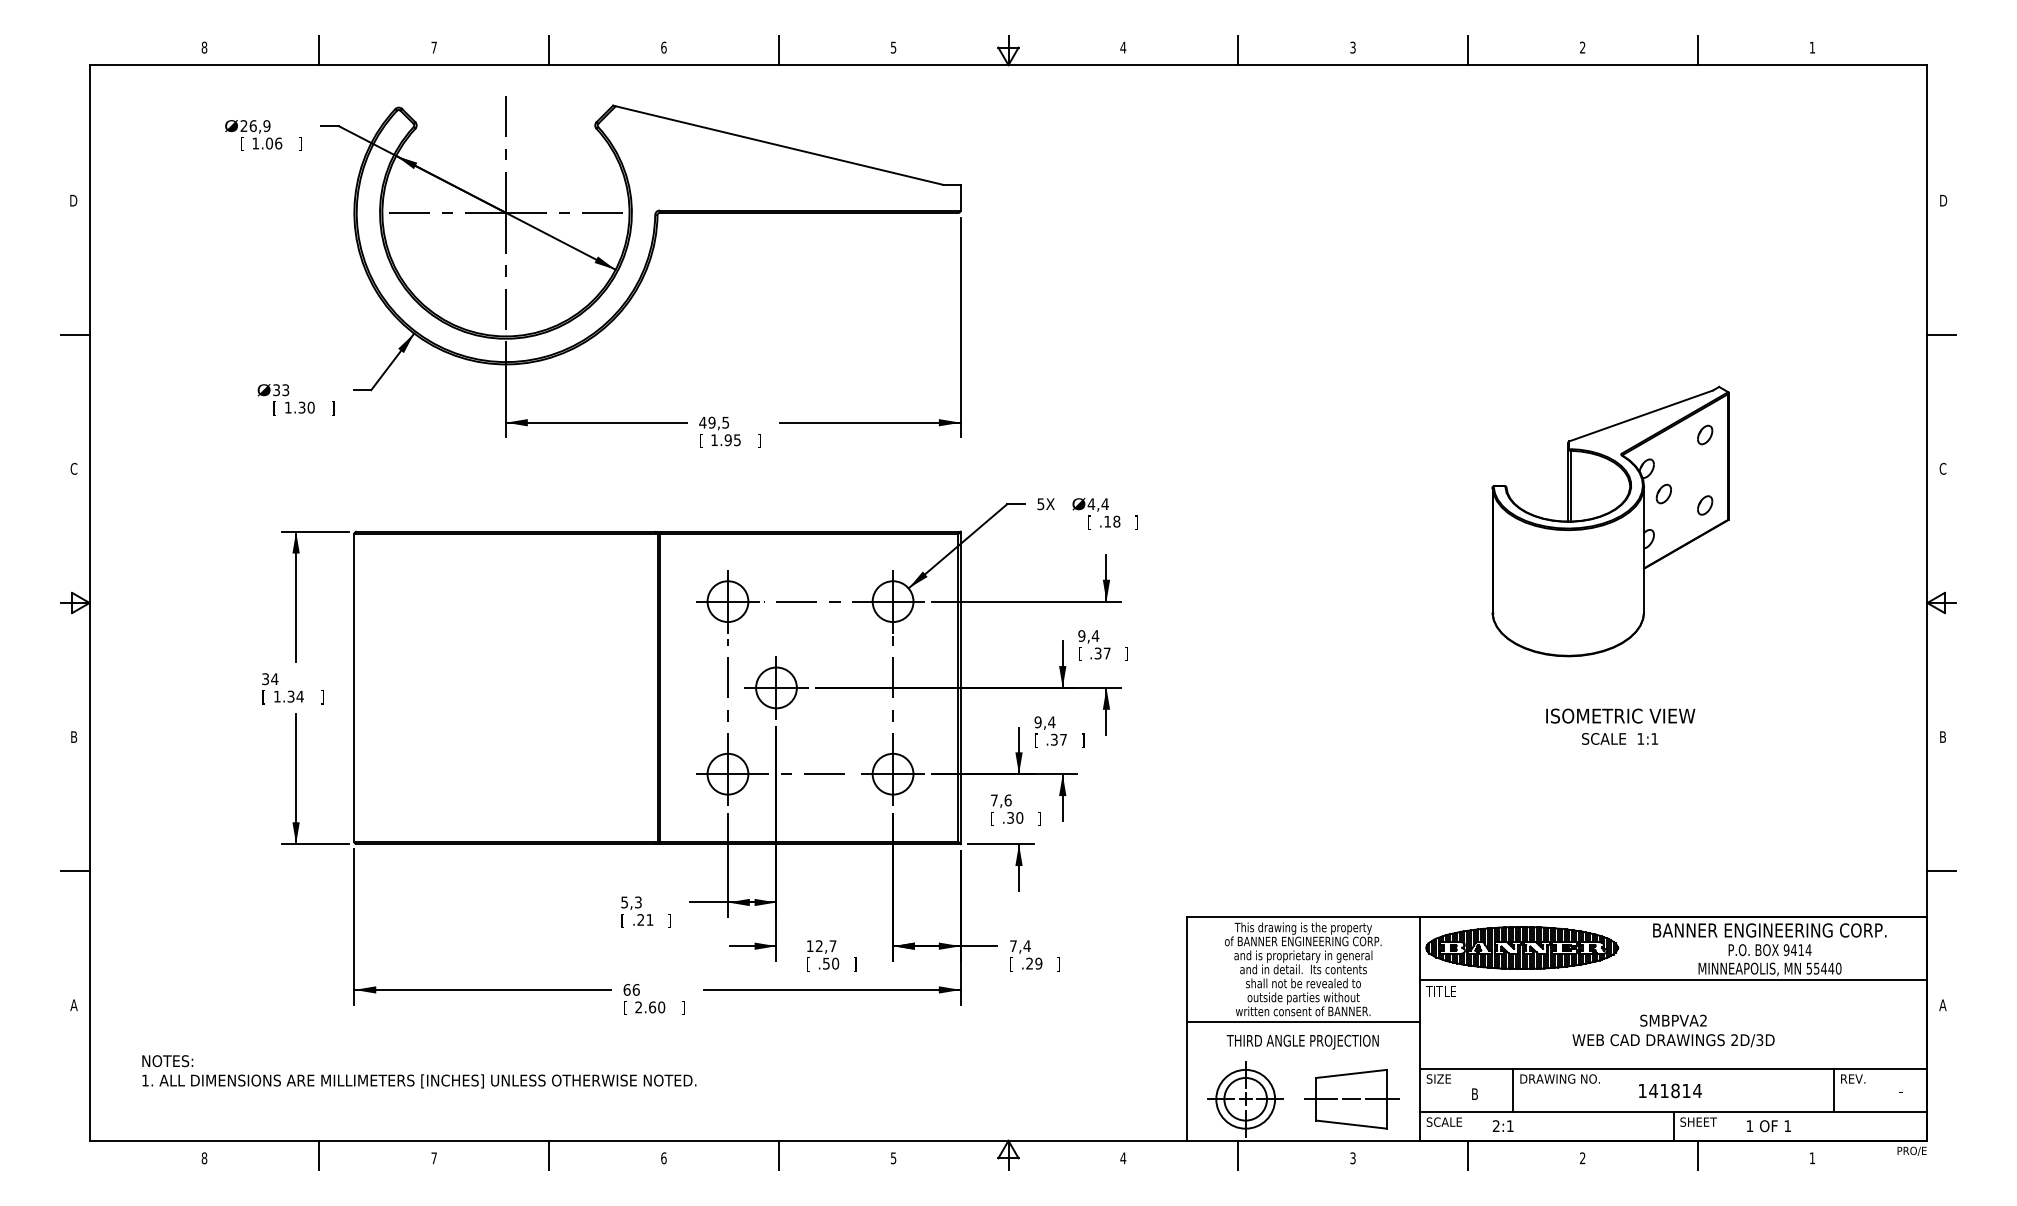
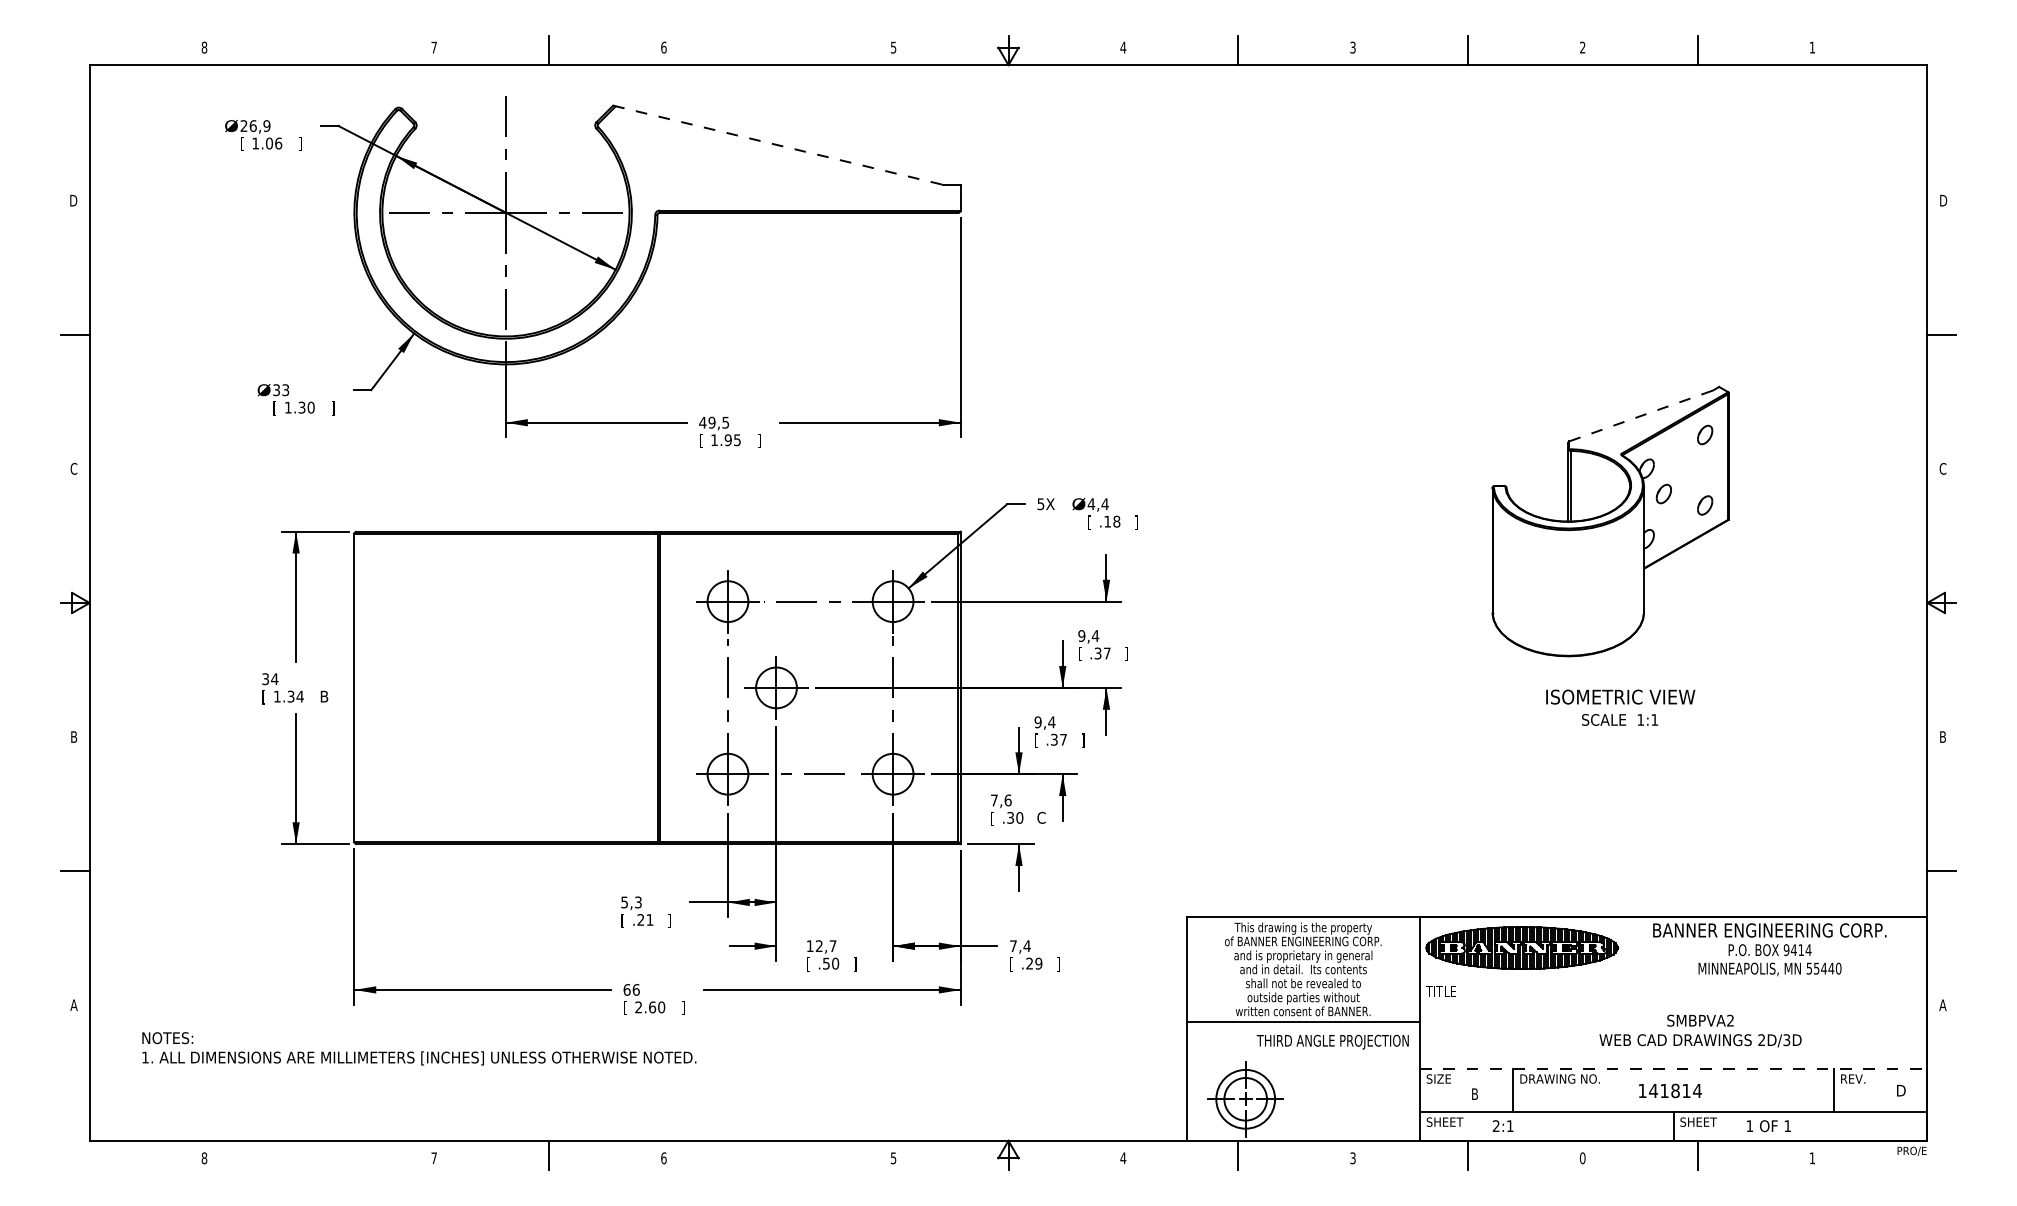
line: present -> none (319, 50)
line: present -> none (778, 50)
line: solid -> dashed (778, 145)
line: solid -> dashed (1641, 415)
text: ] -> B (324, 697)
text position: (1620, 726) -> (1620, 707) (1620, 707)
text: ] -> C (1041, 818)
line: present -> none (1673, 979)
text position: (1673, 1030) -> (1700, 1030) (1700, 1030)
text position: (1302, 1041) -> (1332, 1041) (1332, 1041)
line: solid -> dashed (1673, 1068)
text position: (419, 1071) -> (419, 1048) (419, 1048)
text: - -> D (1901, 1090)
part: present -> none (1351, 1099)
text: SCALE -> SHEET (1448, 1121)
line: present -> none (319, 1154)
line: present -> none (778, 1154)
text: 2 -> 0 (1582, 1158)
